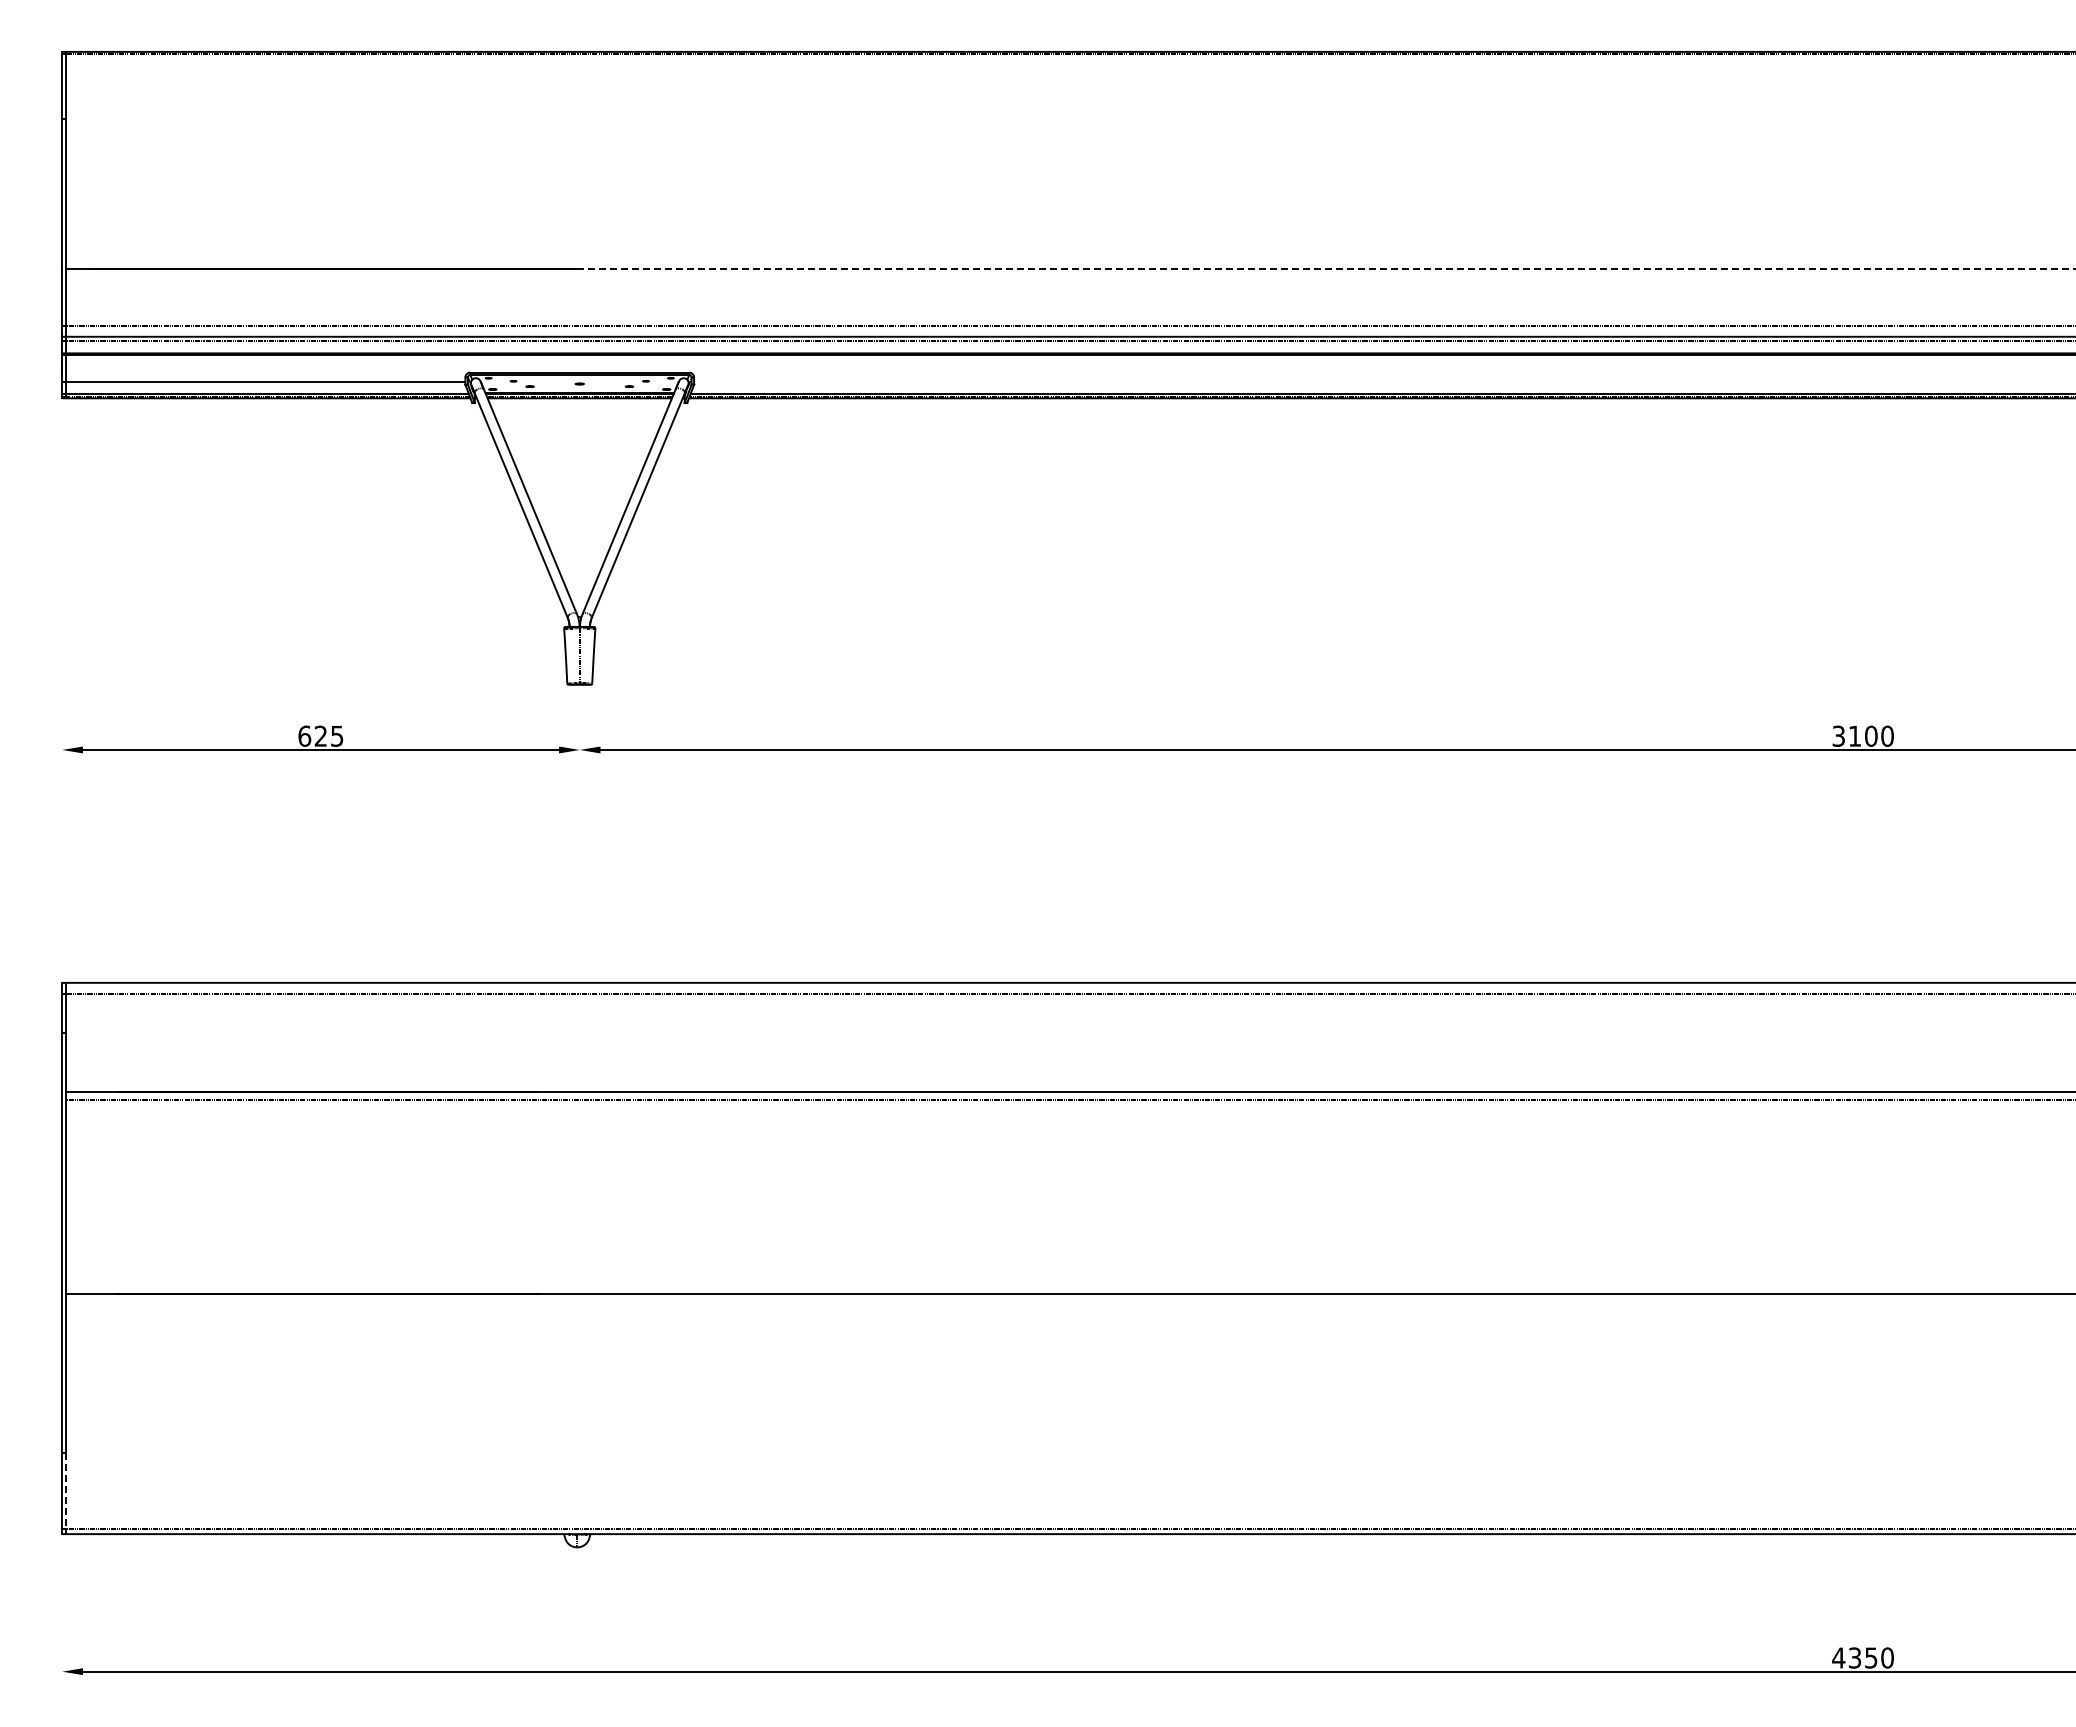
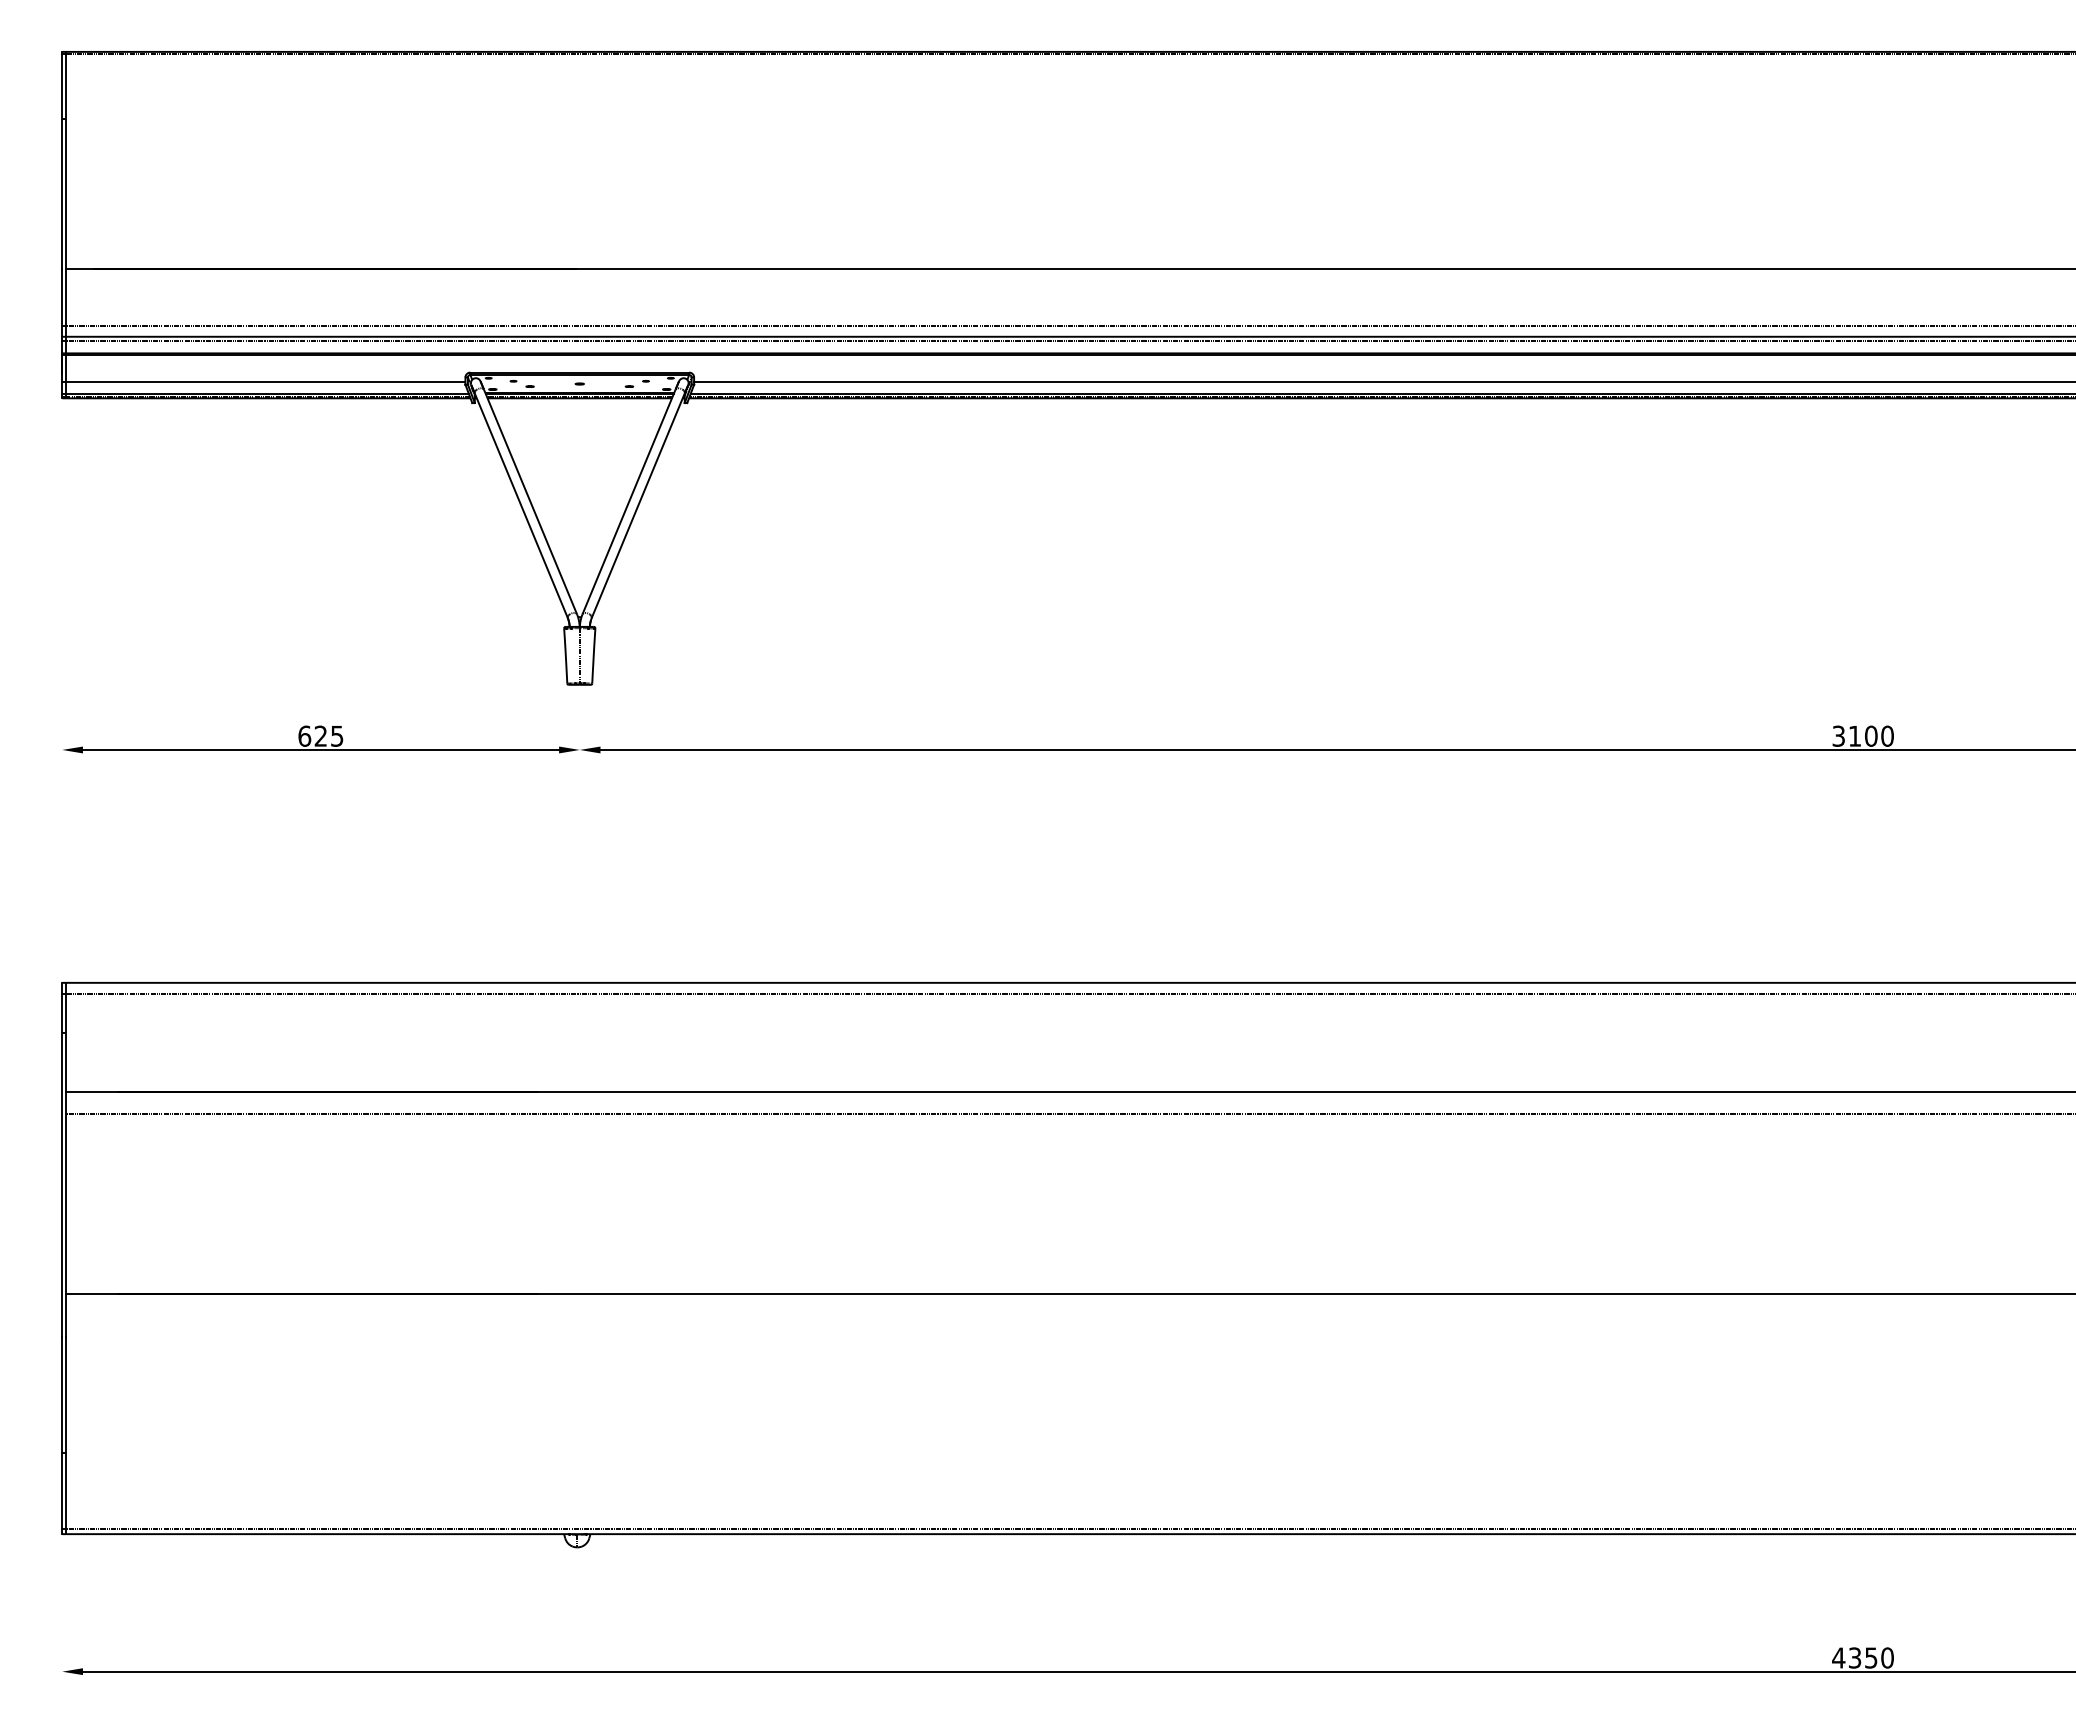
line: dashed -> solid (1325, 269)
line: none -> present (1383, 381)
line position: (1069, 1100) -> (1069, 1114) (1069, 1114)
line: dashed -> solid (66, 1491)
